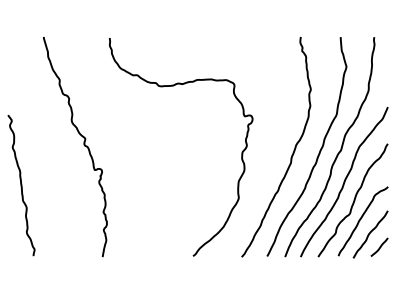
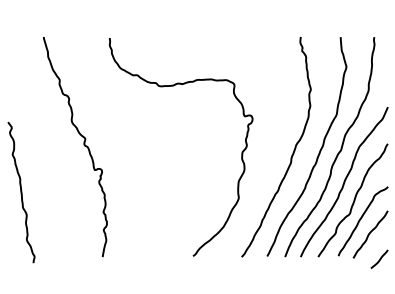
curve position: (21, 185) -> (21, 192) (21, 192)
curve position: (379, 246) -> (379, 258) (379, 258)
